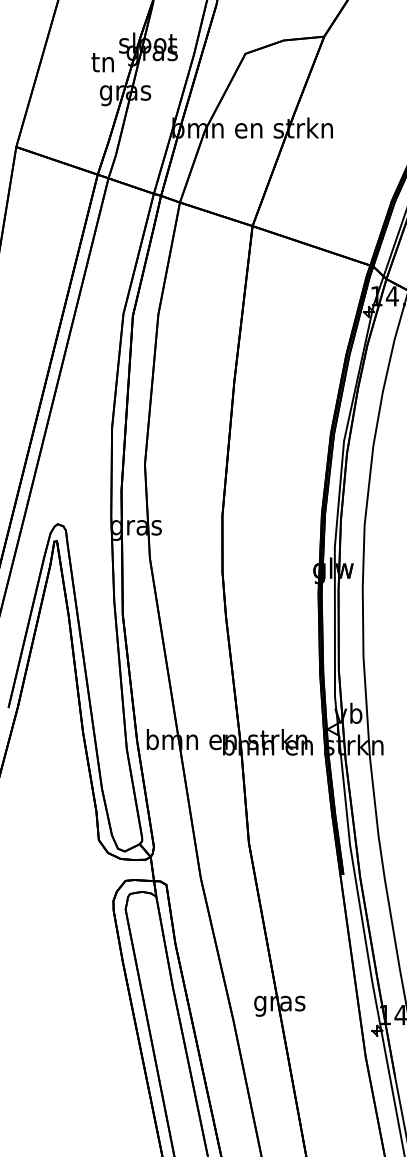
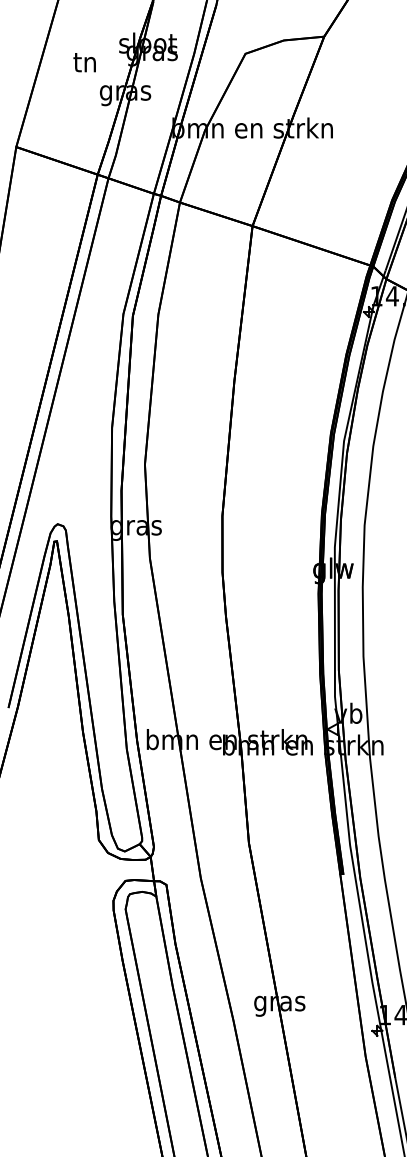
text position: (102, 62) -> (84, 62) (84, 62)
